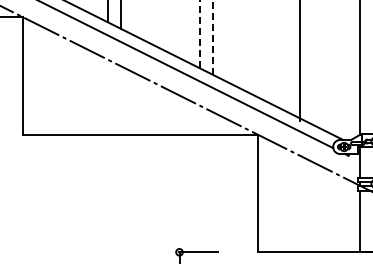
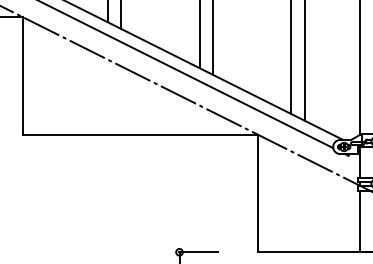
line: dashed -> solid (199, 34)
line: dashed -> solid (212, 37)
line: none -> present (291, 58)
line position: (299, 61) -> (304, 61) (304, 61)
